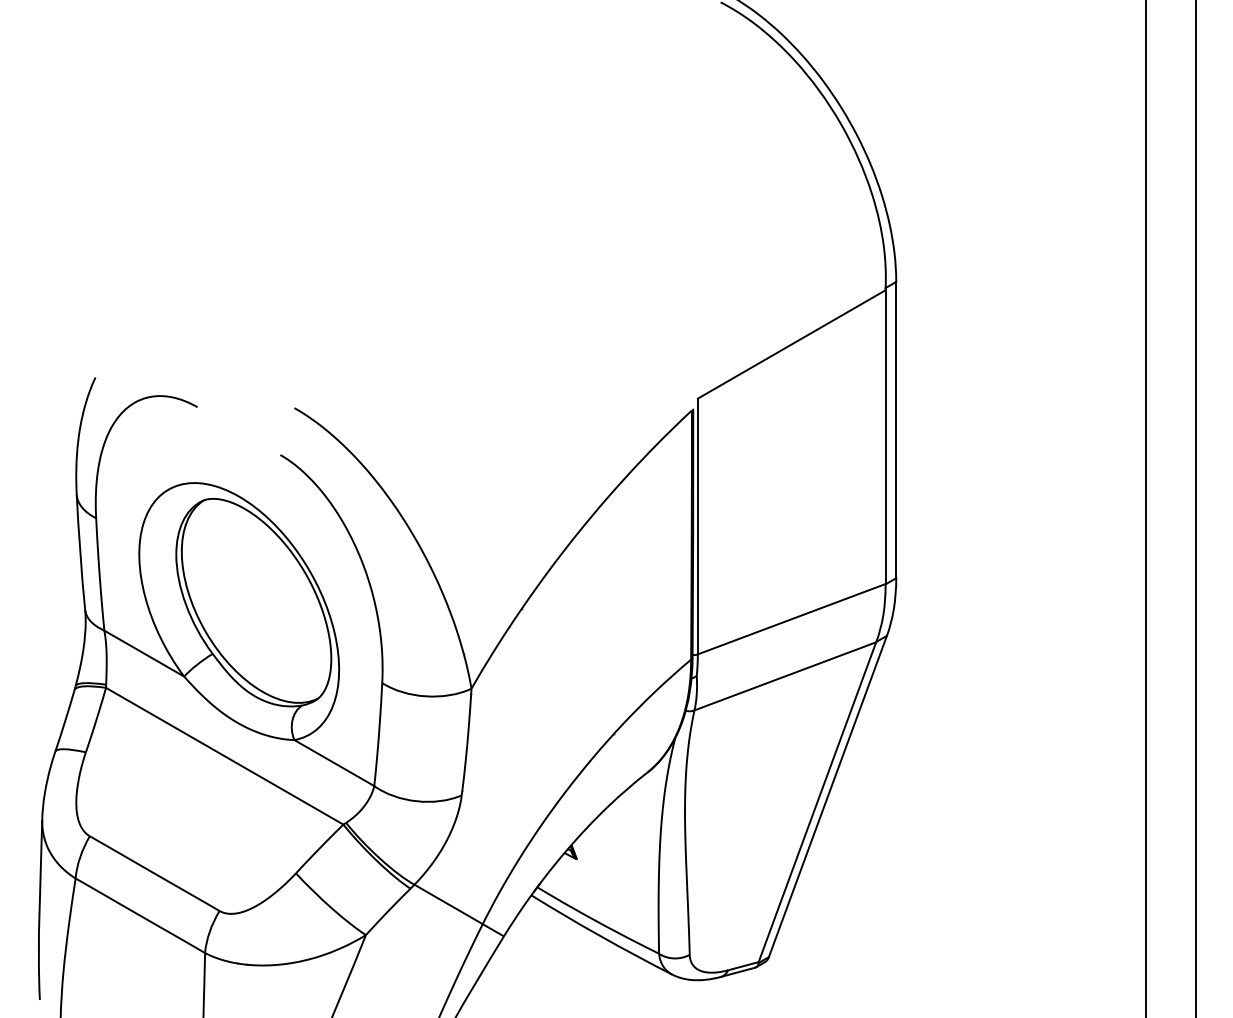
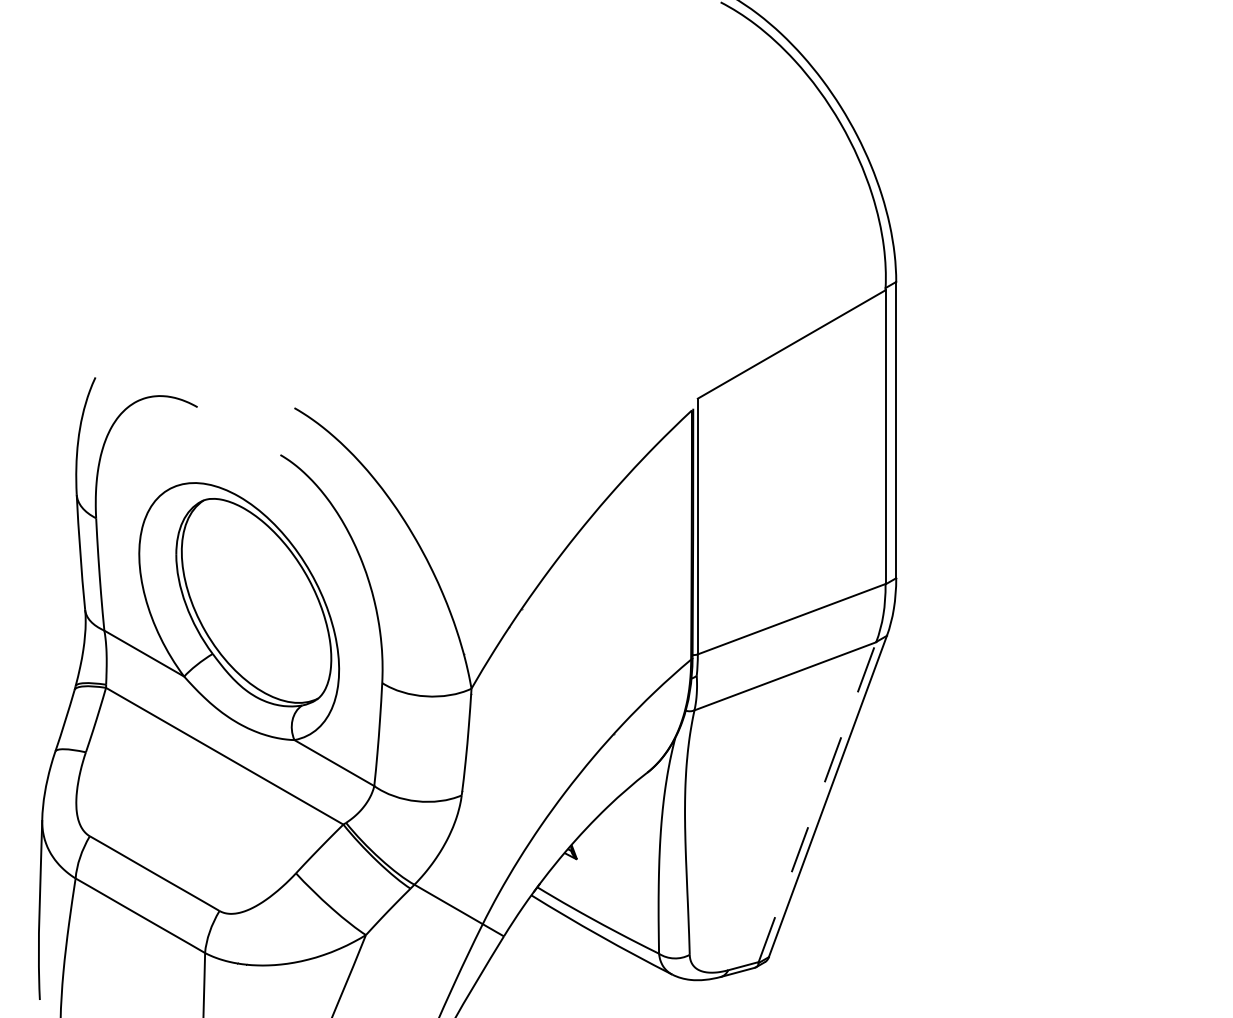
line: present -> none (1145, 508)
line: present -> none (1196, 508)
line: solid -> dashed (817, 801)
